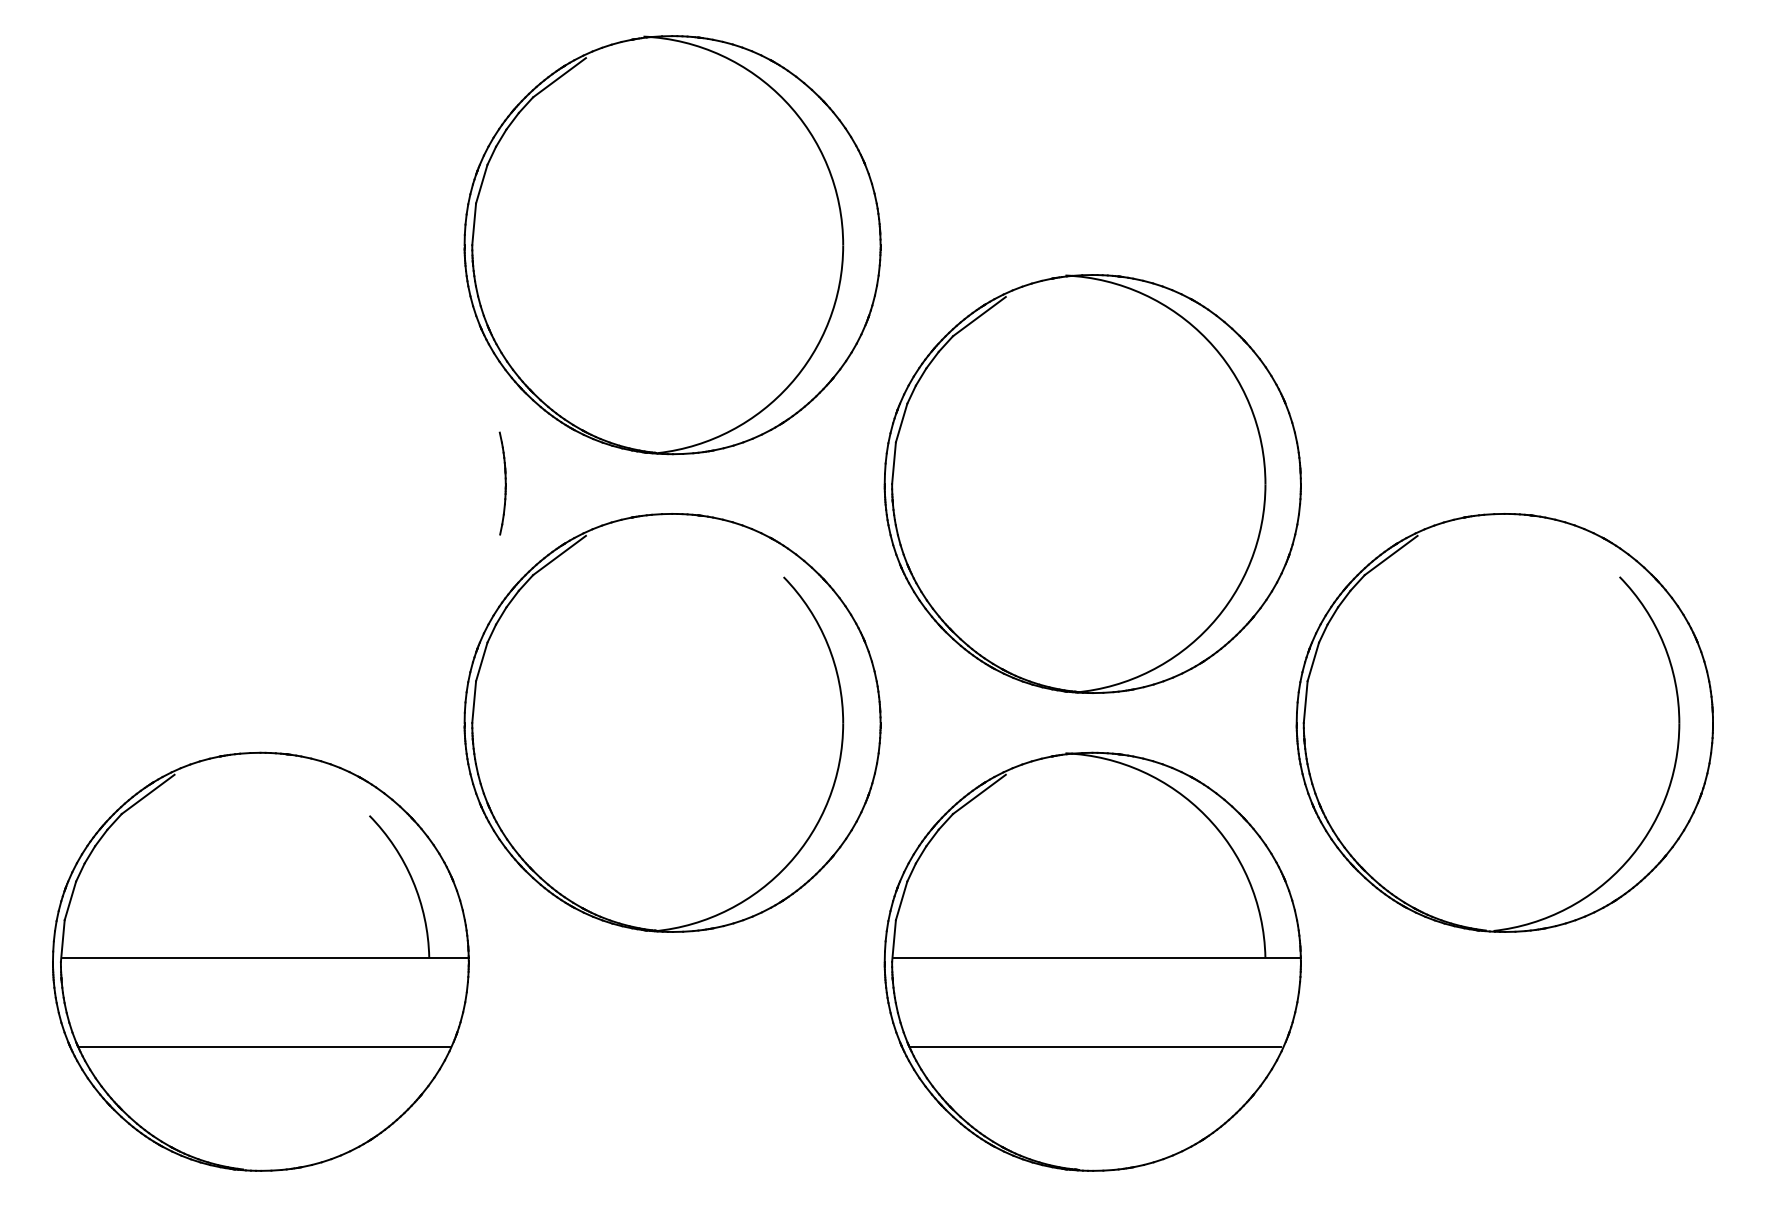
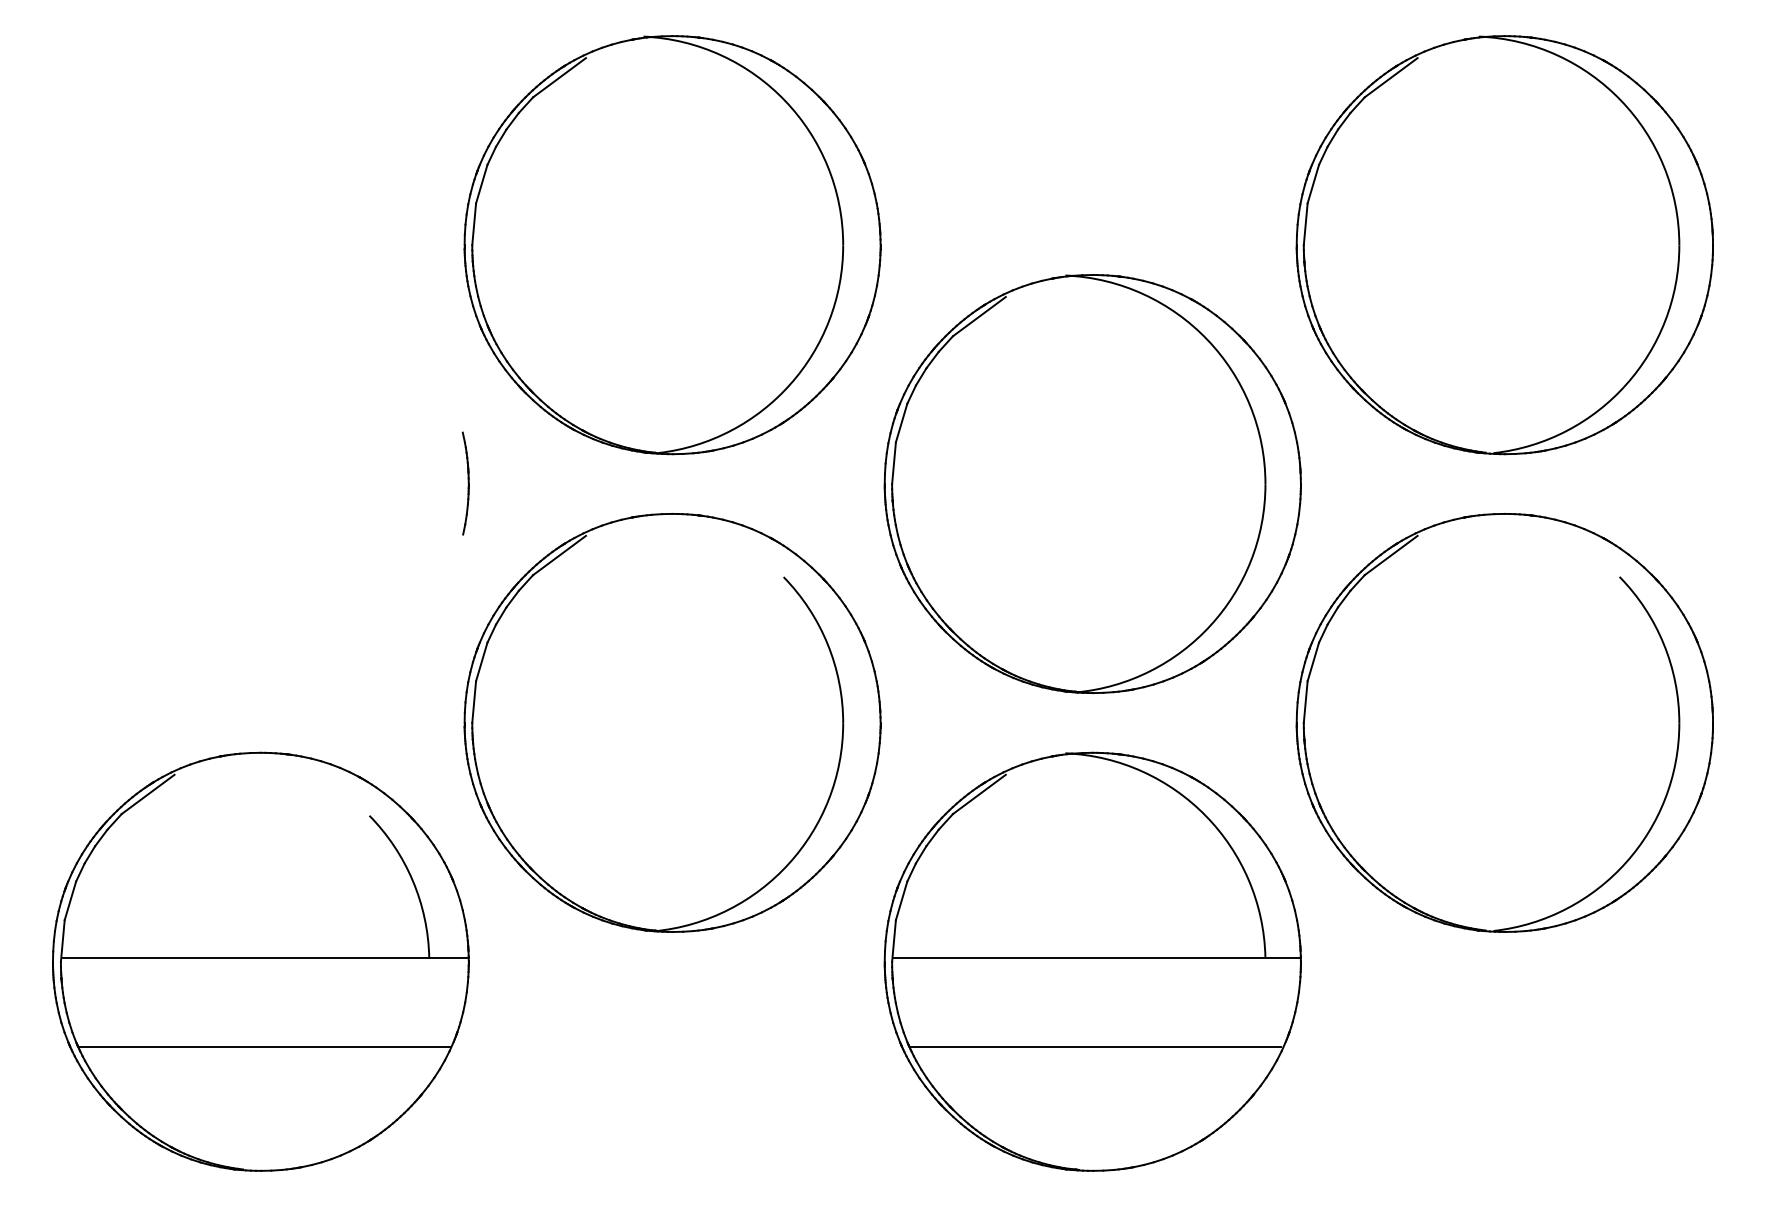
part: none -> present (1504, 245)
part position: (502, 483) -> (465, 483) (465, 483)
